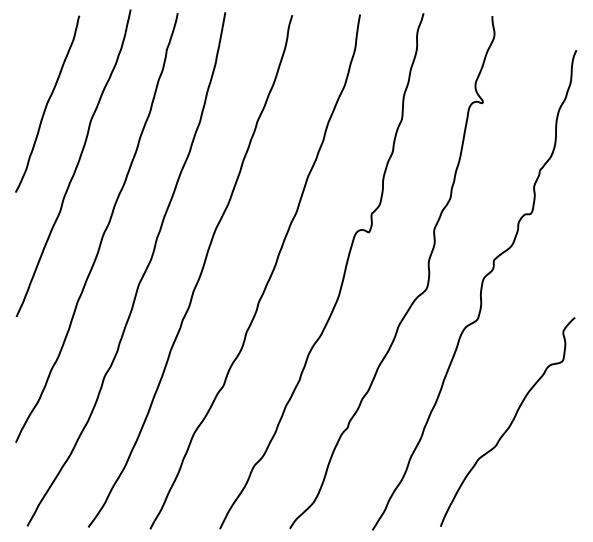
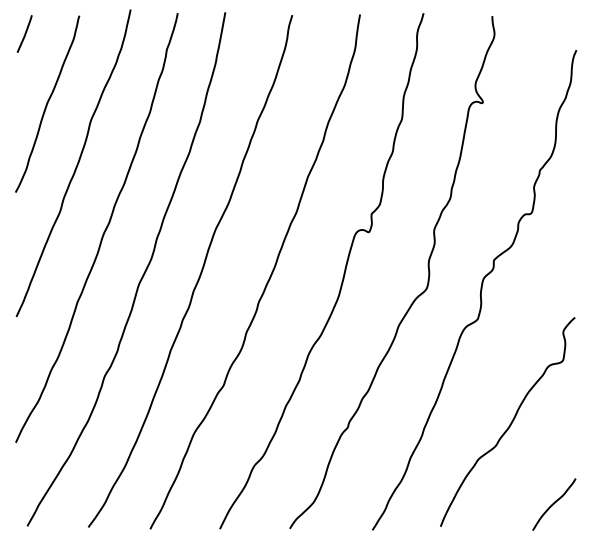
line: none -> present (24, 33)
curve: none -> present (554, 504)
